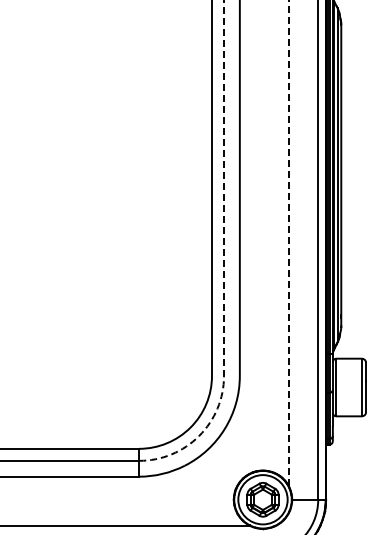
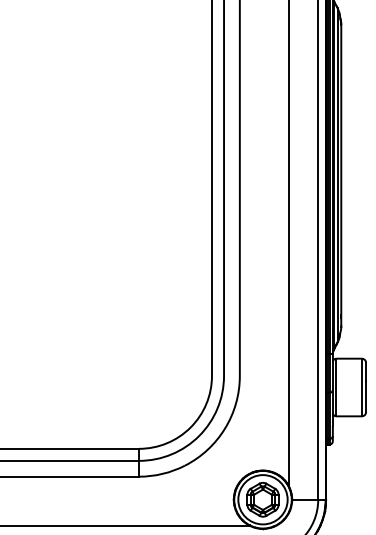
line: dashed -> solid (288, 243)
line: dashed -> solid (224, 268)
